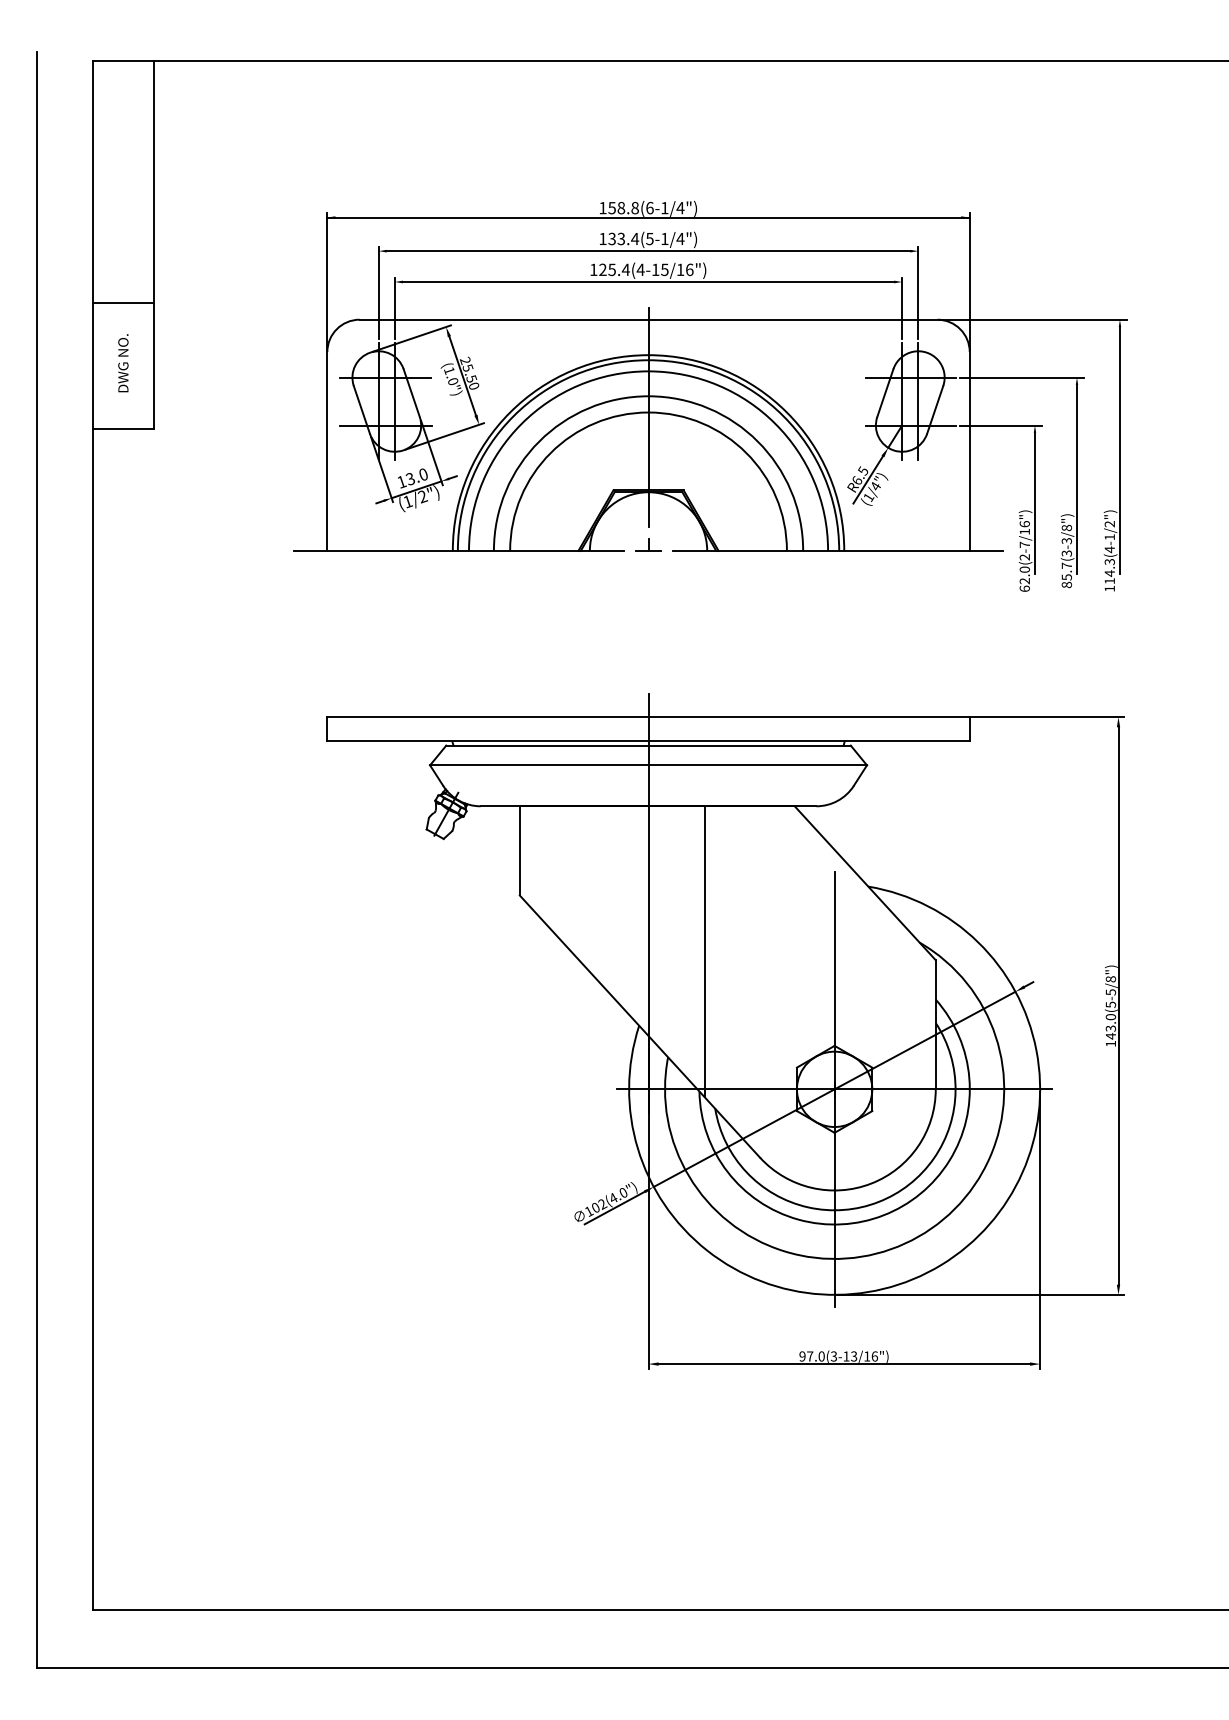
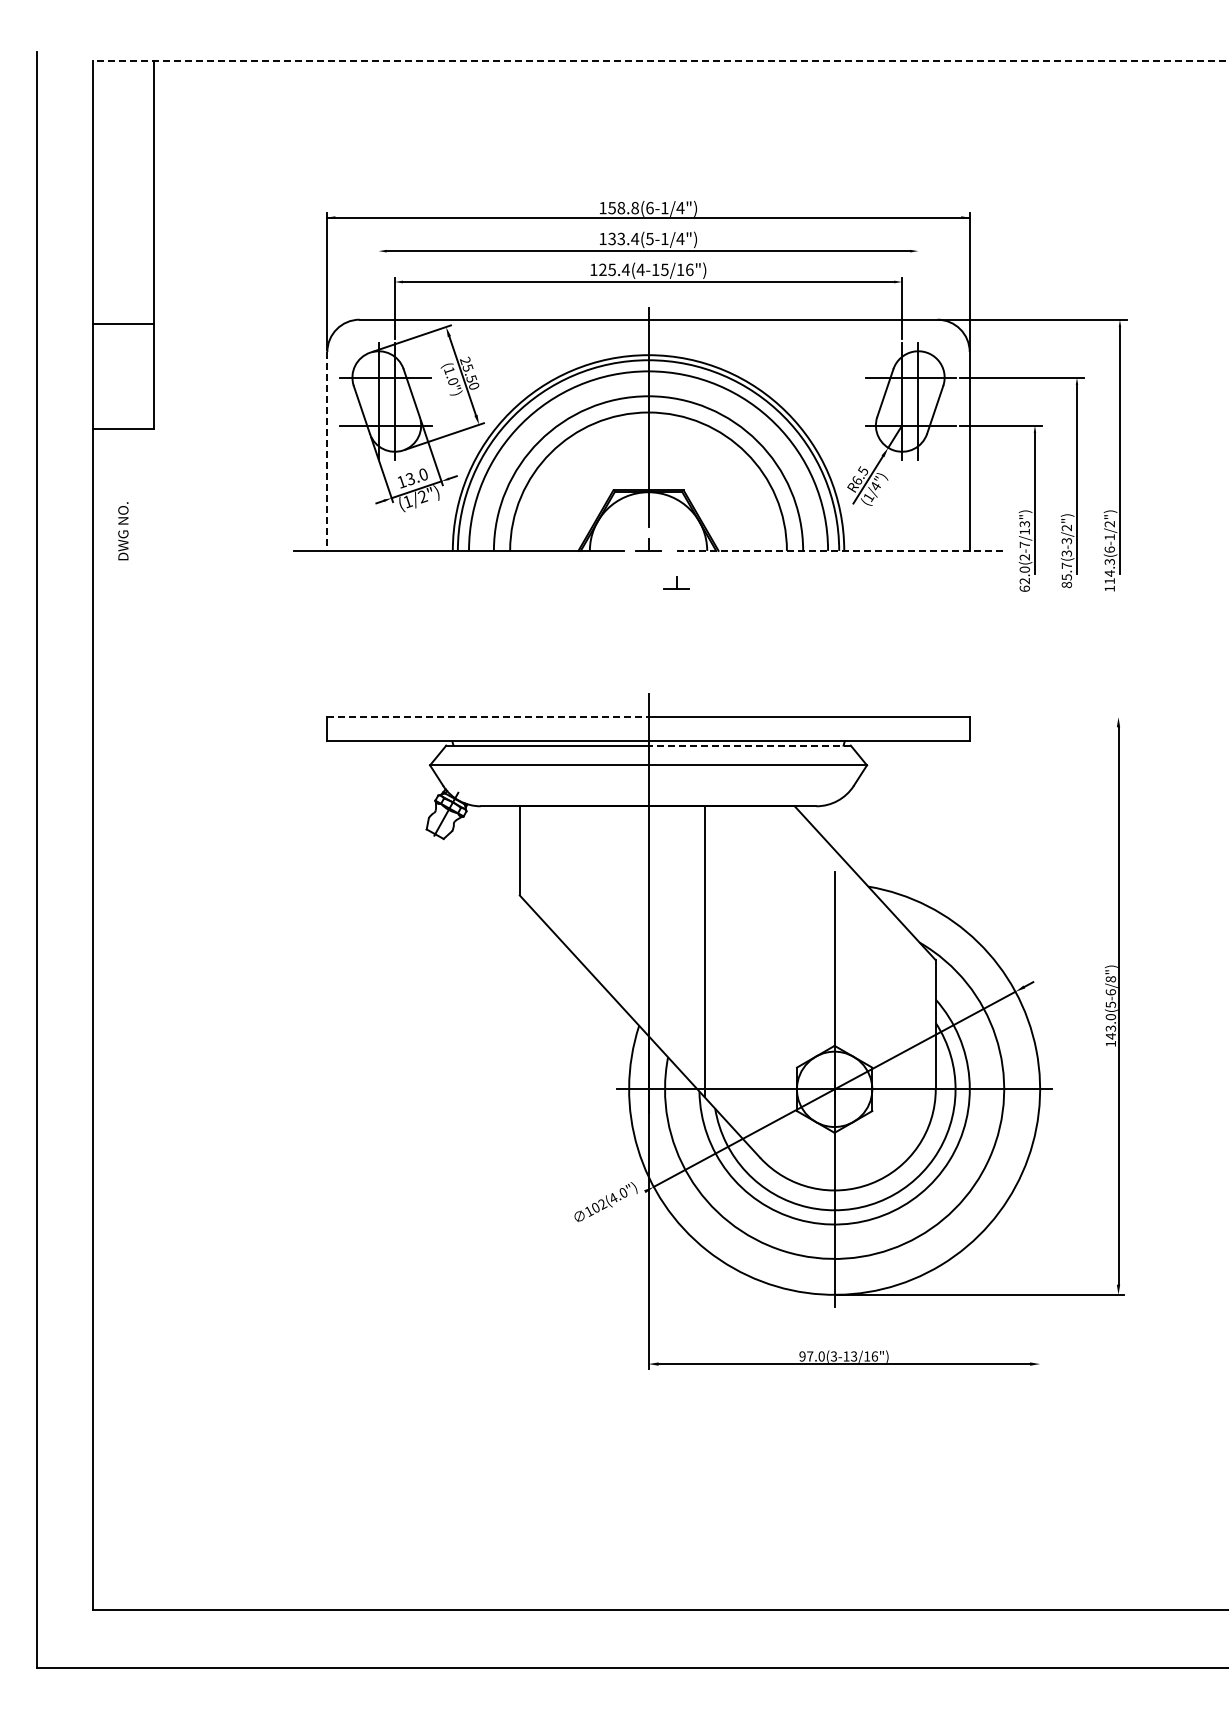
line: solid -> dashed (660, 60)
line: present -> none (378, 292)
line: present -> none (918, 292)
line position: (123, 303) -> (123, 324) (123, 324)
text position: (123, 363) -> (123, 531) (123, 531)
line: solid -> dashed (327, 451)
text: 62.0(2-7/16") -> 62.0(2-7/13") (1024, 524)
text: 85.7(3-3/8") -> 85.7(3-3/2") (1066, 527)
text: 114.3(4-1/2") -> 114.3(6-1/2") (1109, 549)
line: solid -> dashed (837, 550)
part: none -> present (676, 582)
line: solid -> dashed (487, 717)
line: present -> none (1047, 717)
line: solid -> dashed (749, 745)
text: (5-5/8") -> (5-6/8") (1110, 992)
line: present -> none (614, 1207)
line: present -> none (1040, 1230)
